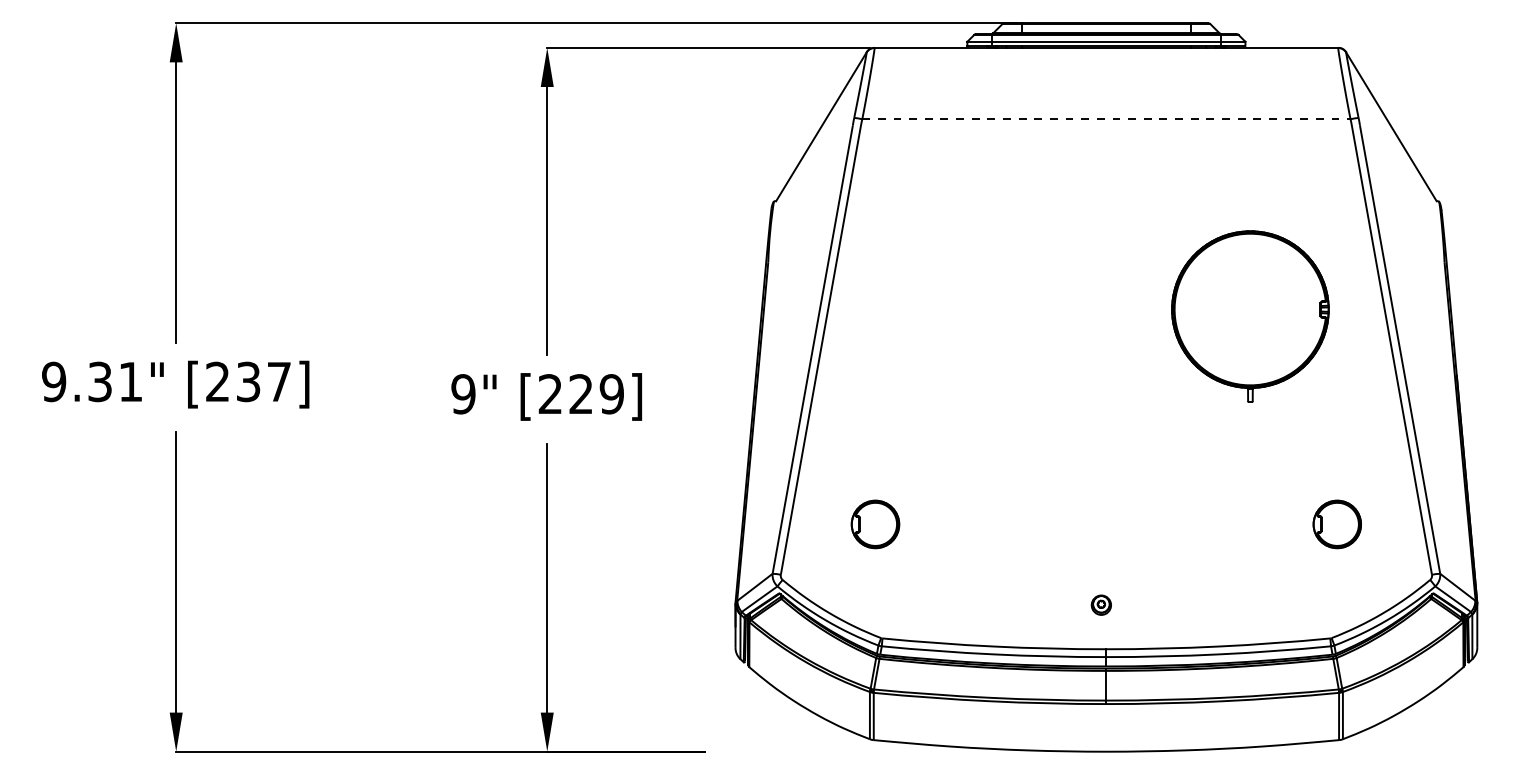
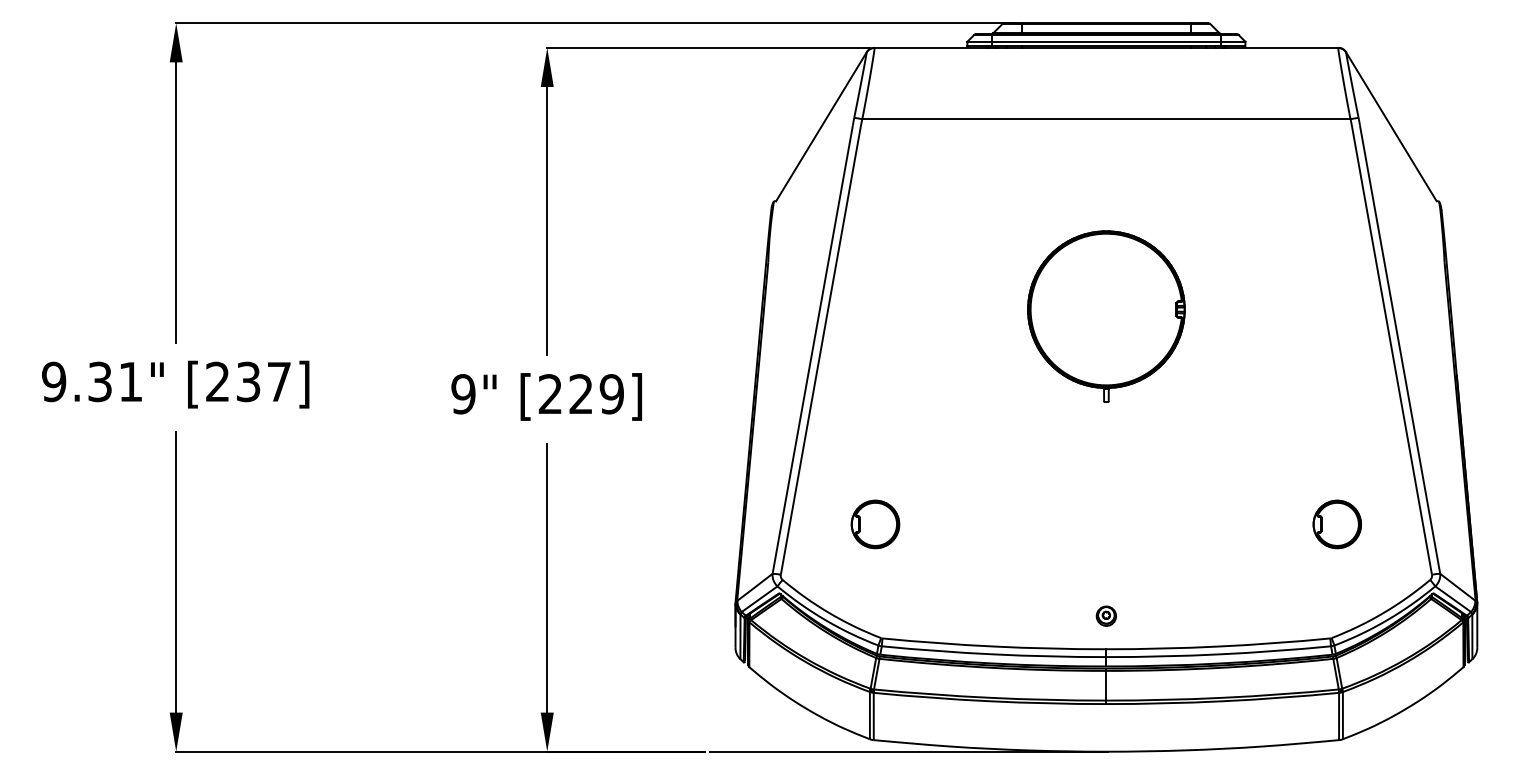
line: dashed -> solid (1106, 119)
part position: (1250, 316) -> (1106, 316) (1106, 316)
part position: (1100, 604) -> (1105, 615) (1105, 615)
line: none -> present (908, 751)
